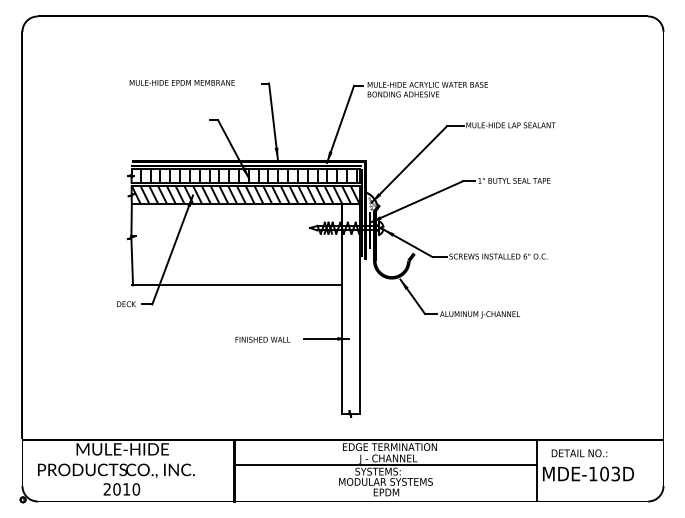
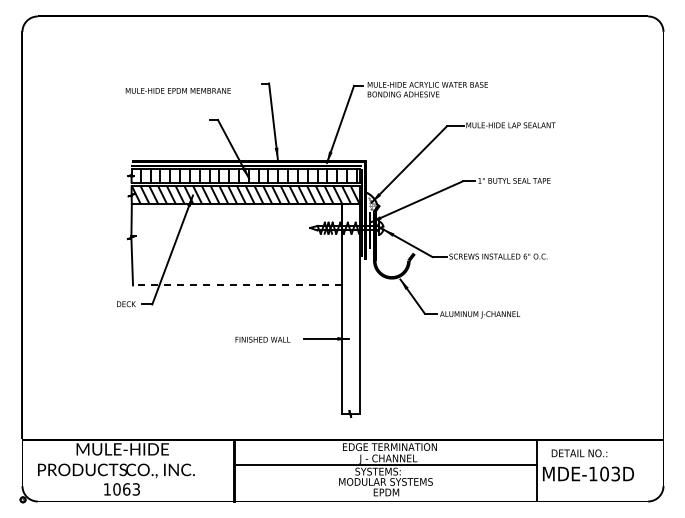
text position: (181, 82) -> (177, 90) (177, 90)
line: solid -> dashed (236, 285)
text: 2010 -> 1063 (121, 489)
